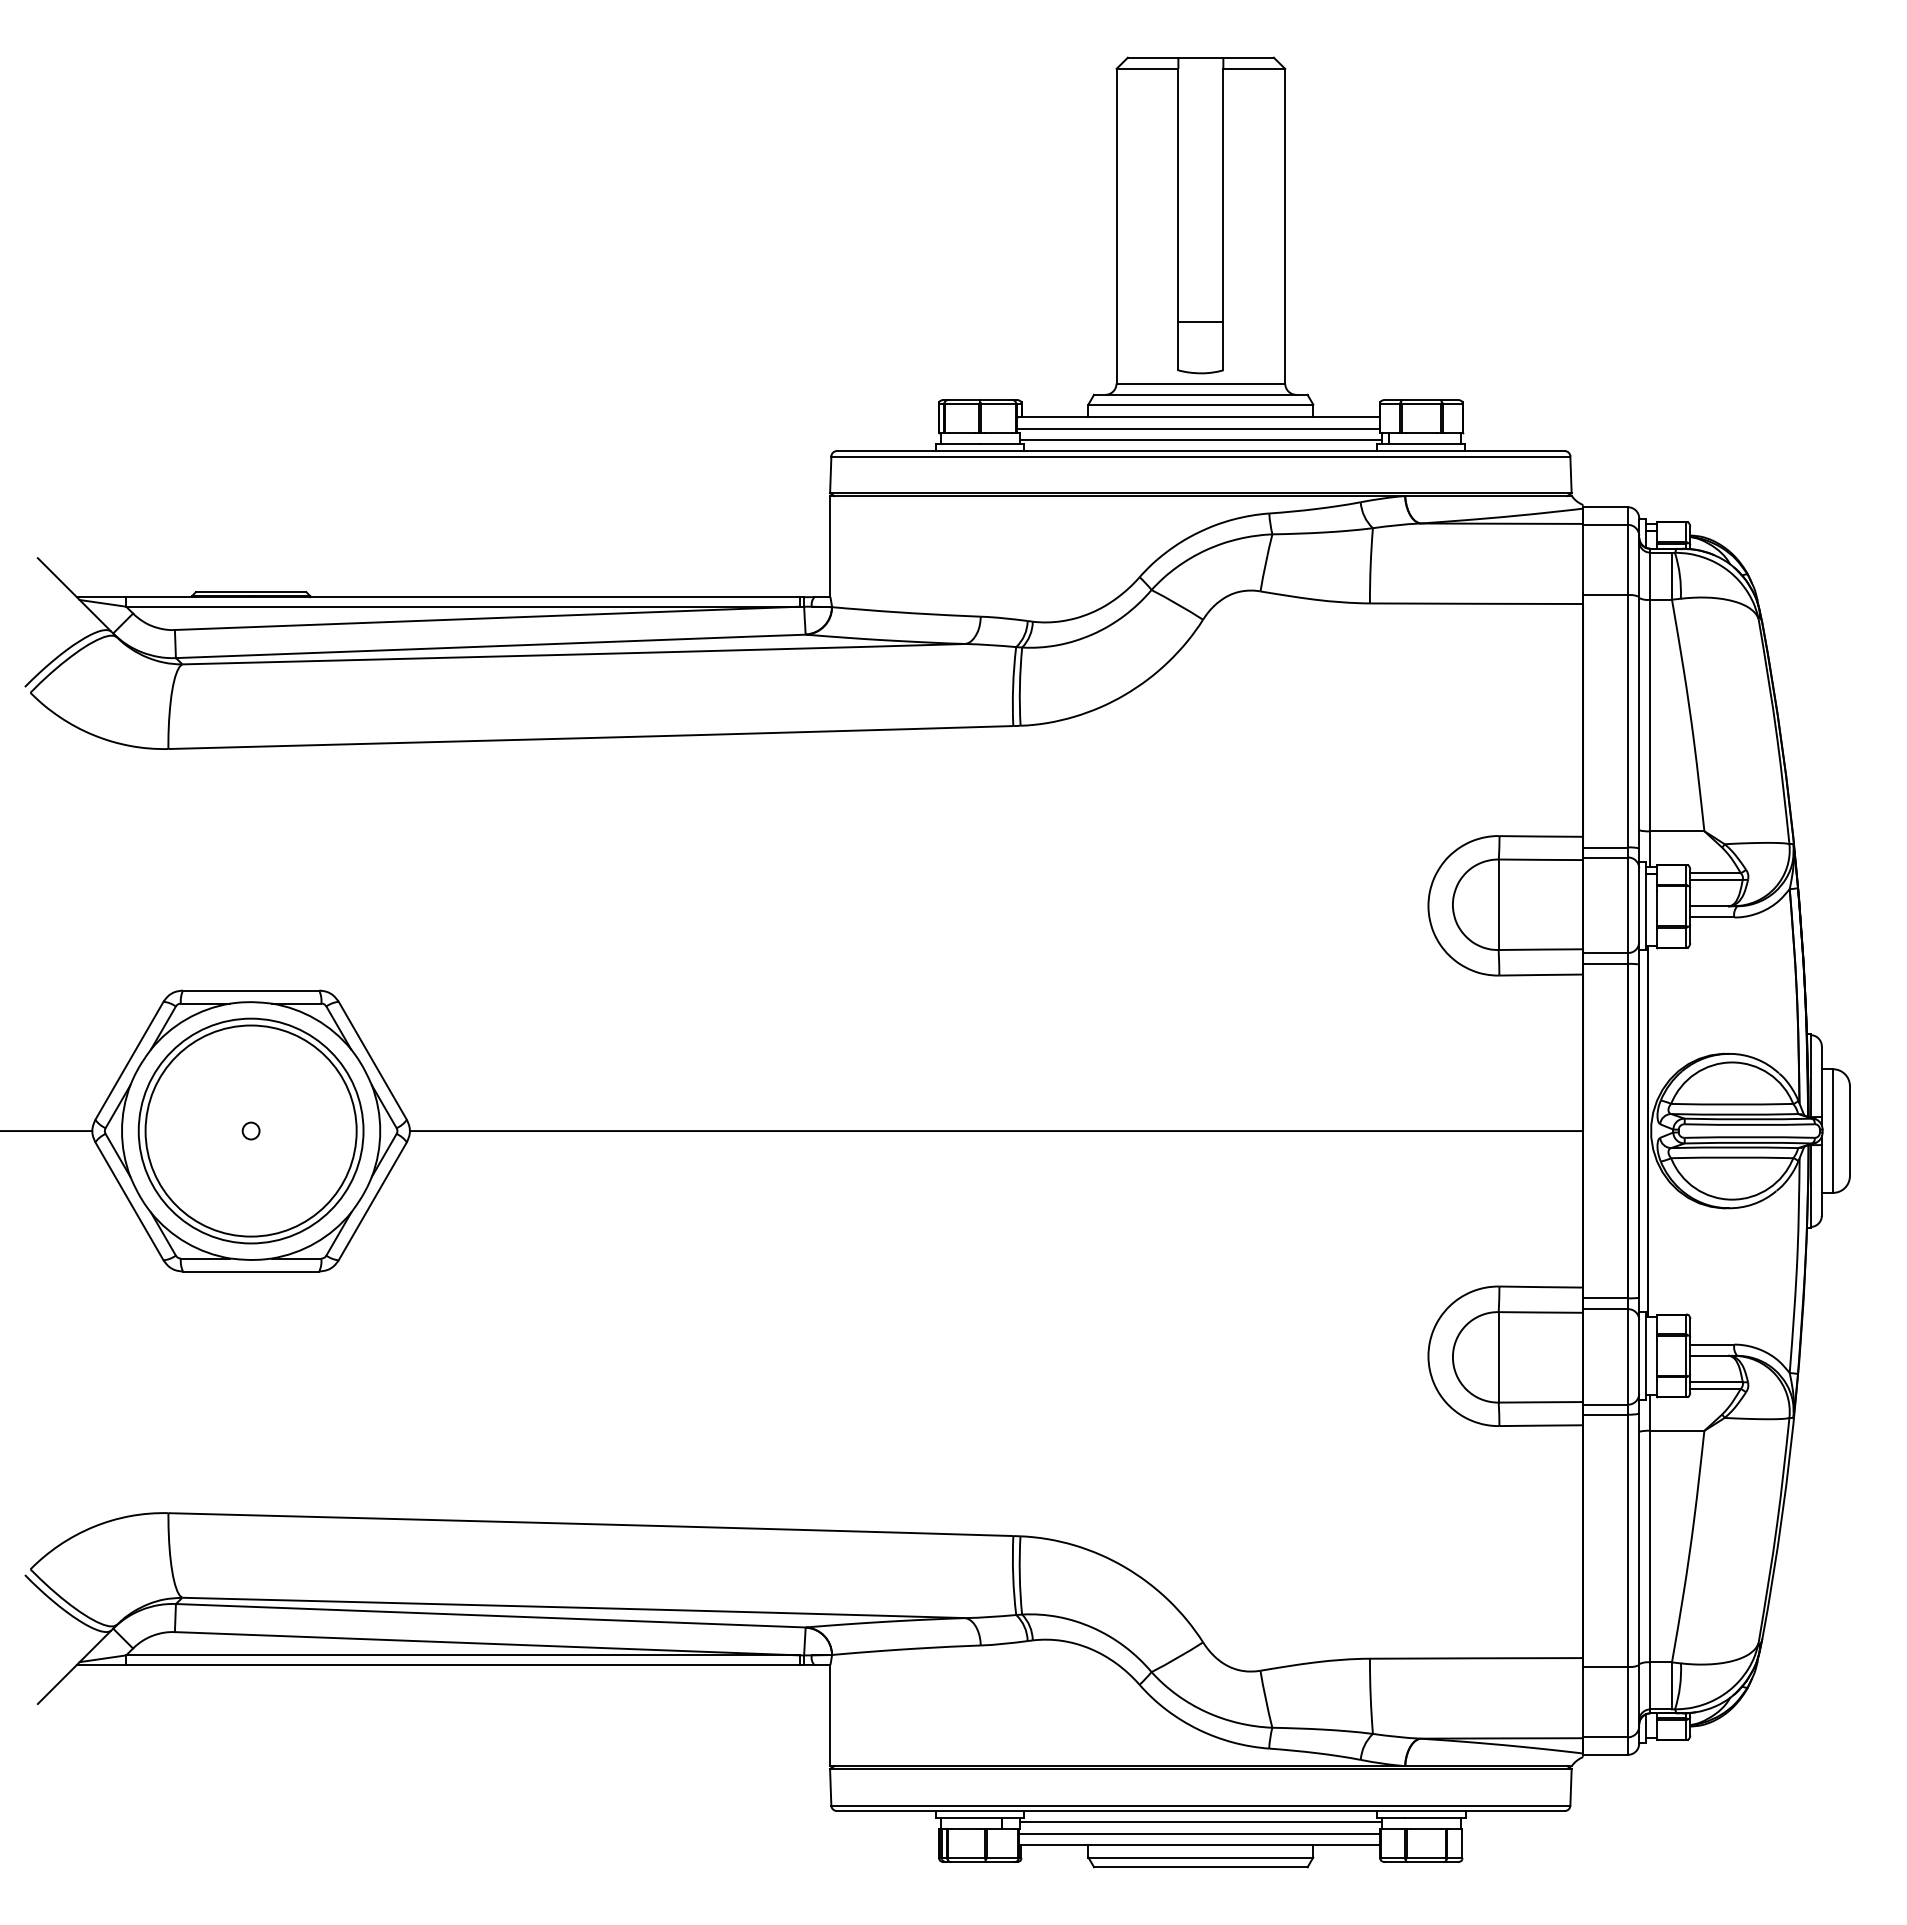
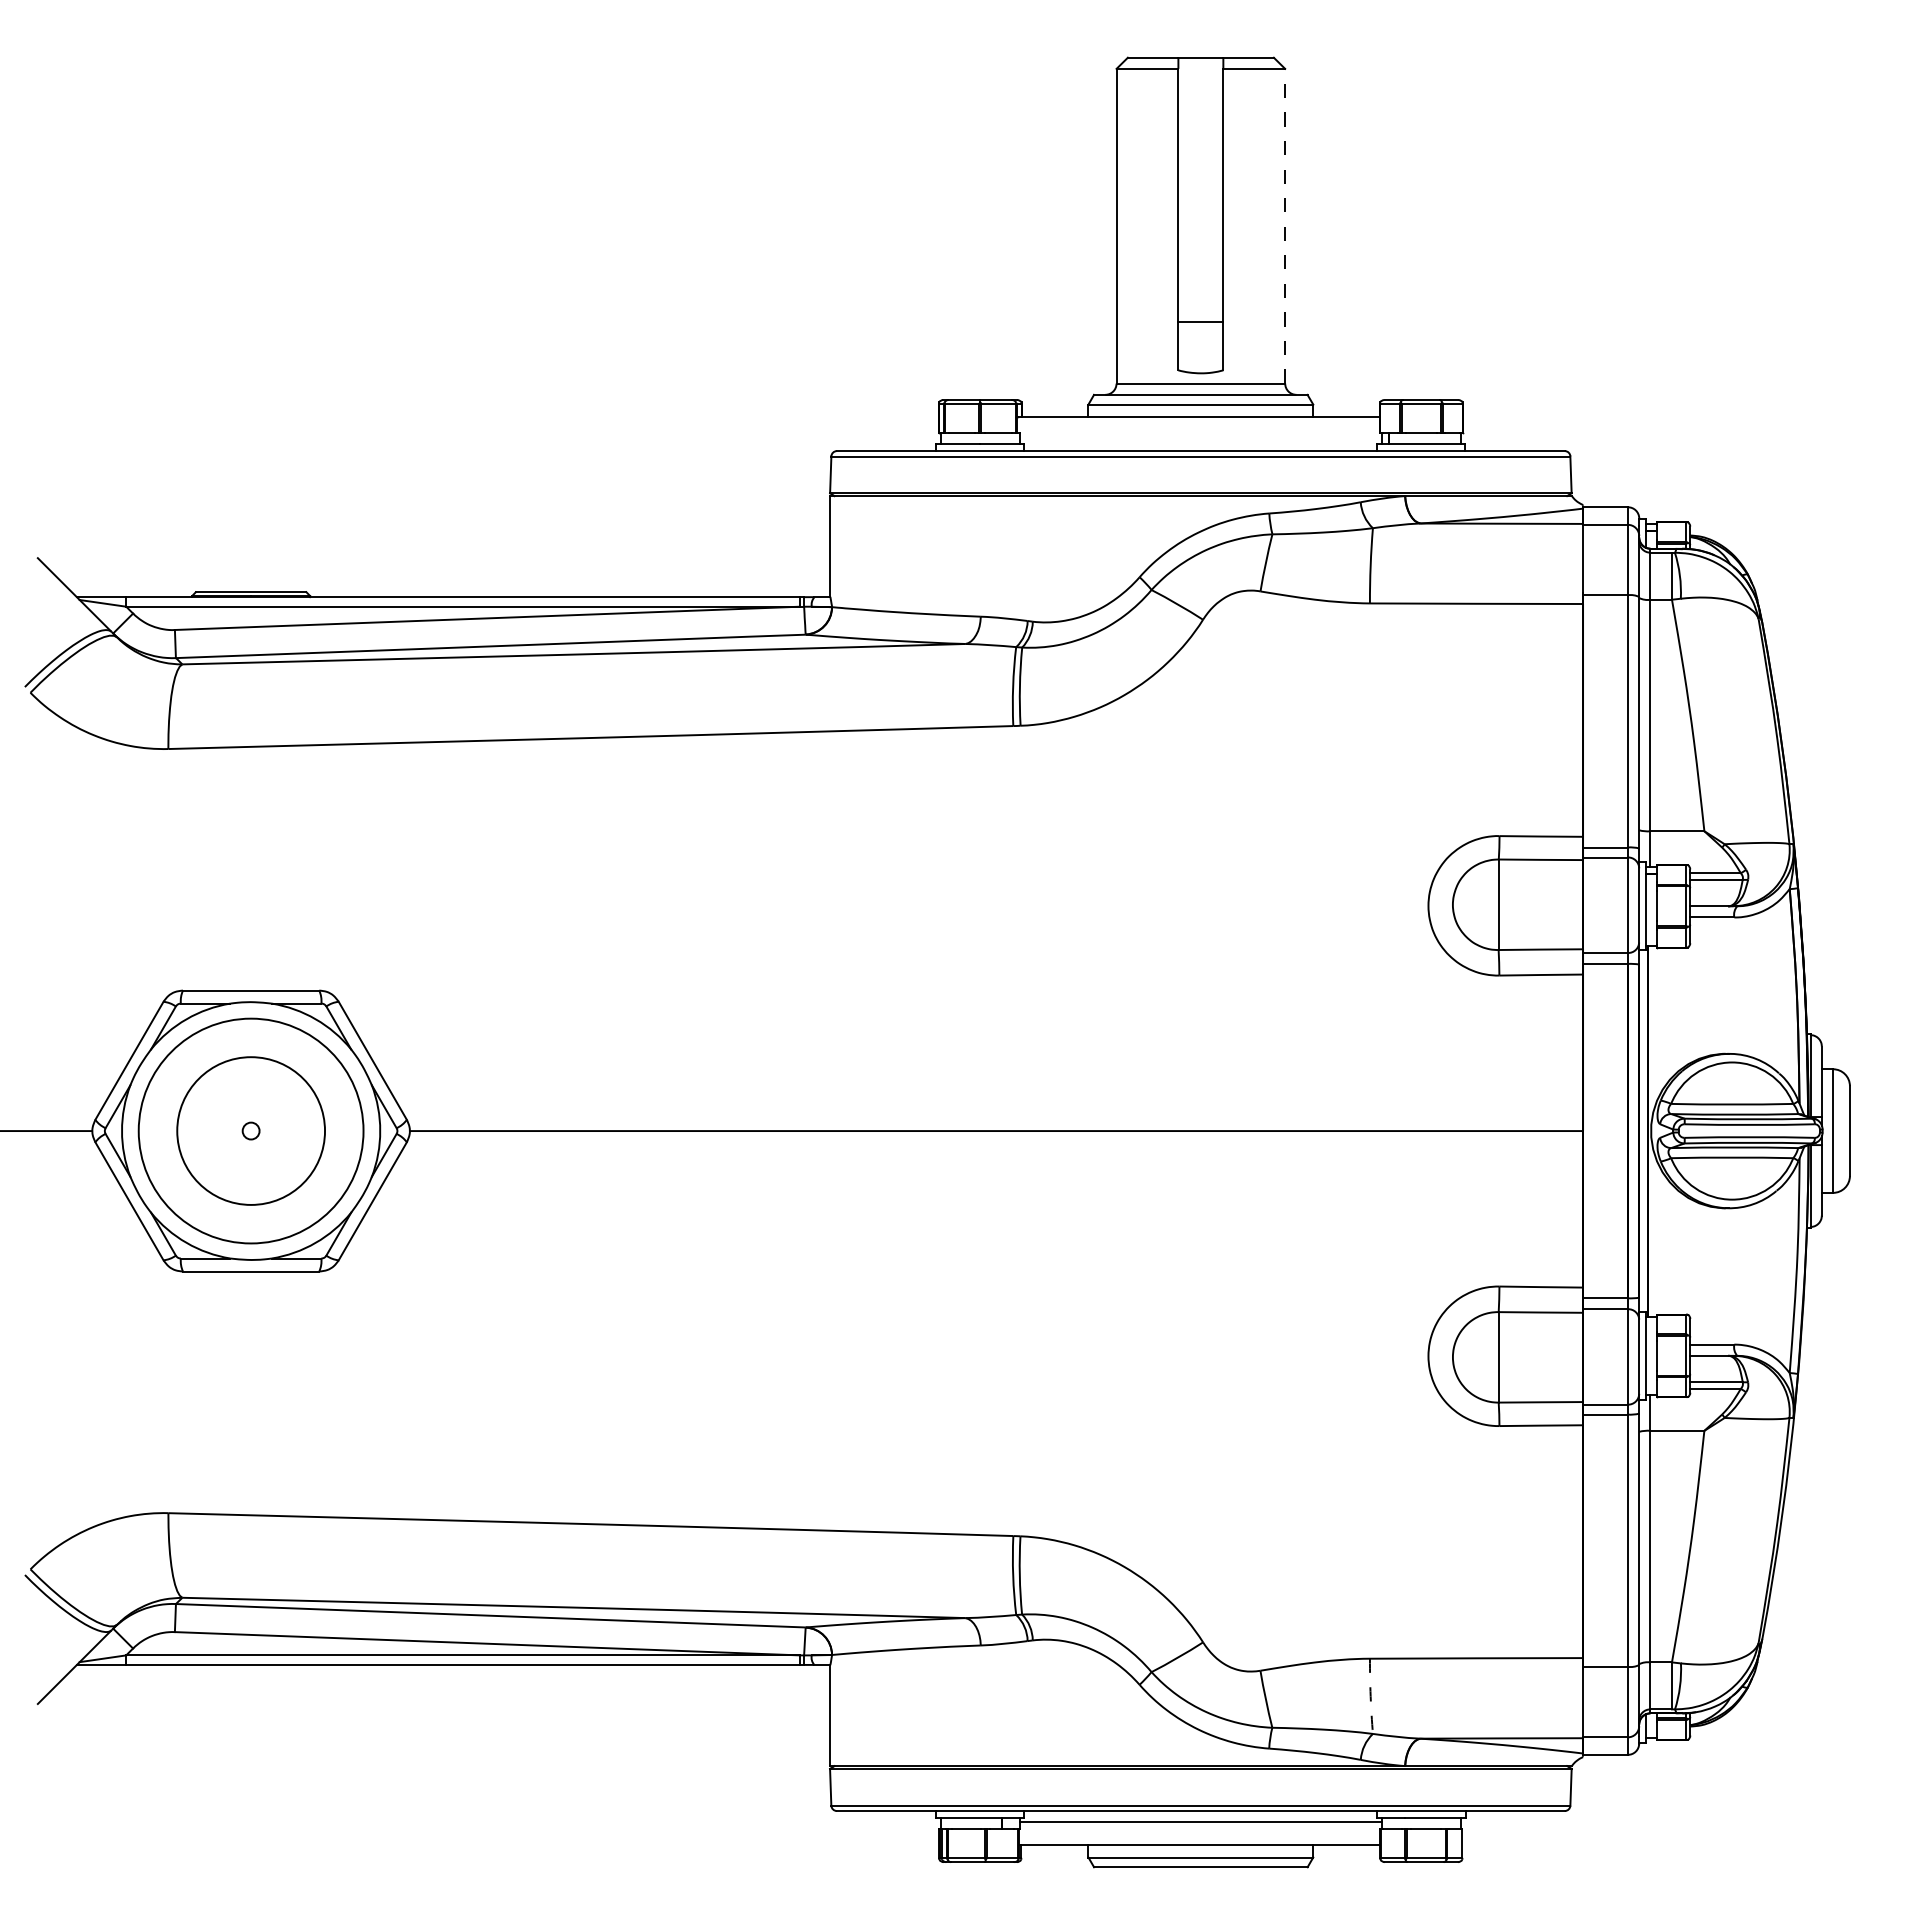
line: solid -> dashed (1285, 225)
line: present -> none (1198, 428)
line: present -> none (1200, 439)
circle diameter: 211 px -> 148 px (251, 1130)
arc: solid -> dashed (1370, 1696)
line: present -> none (1199, 1833)
